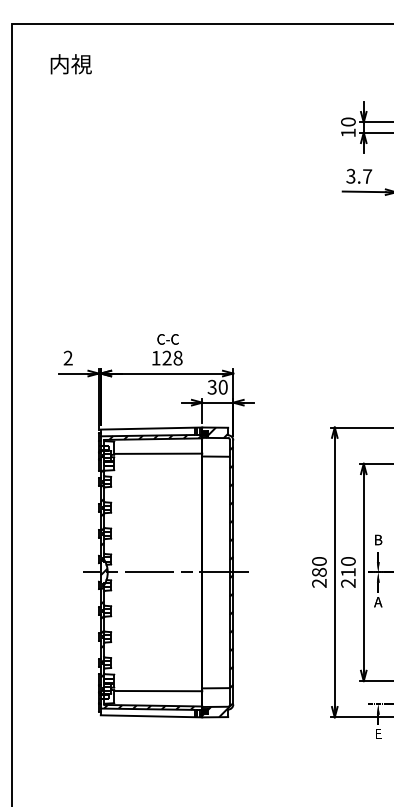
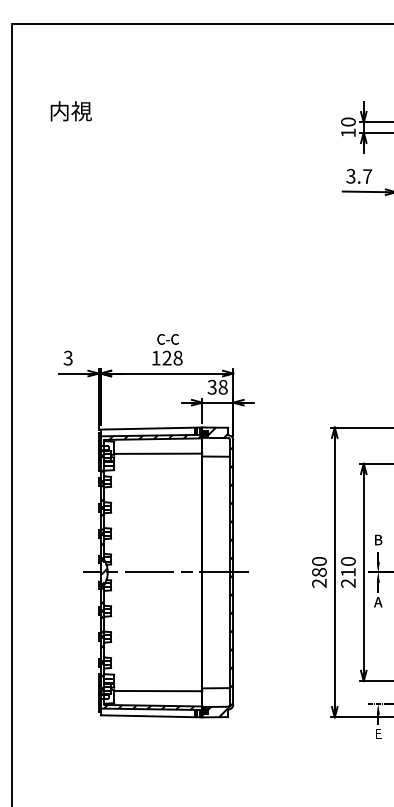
text position: (70, 64) -> (70, 111) (70, 111)
text: 2 -> 3 (67, 358)
text: 30 -> 38 (222, 387)
